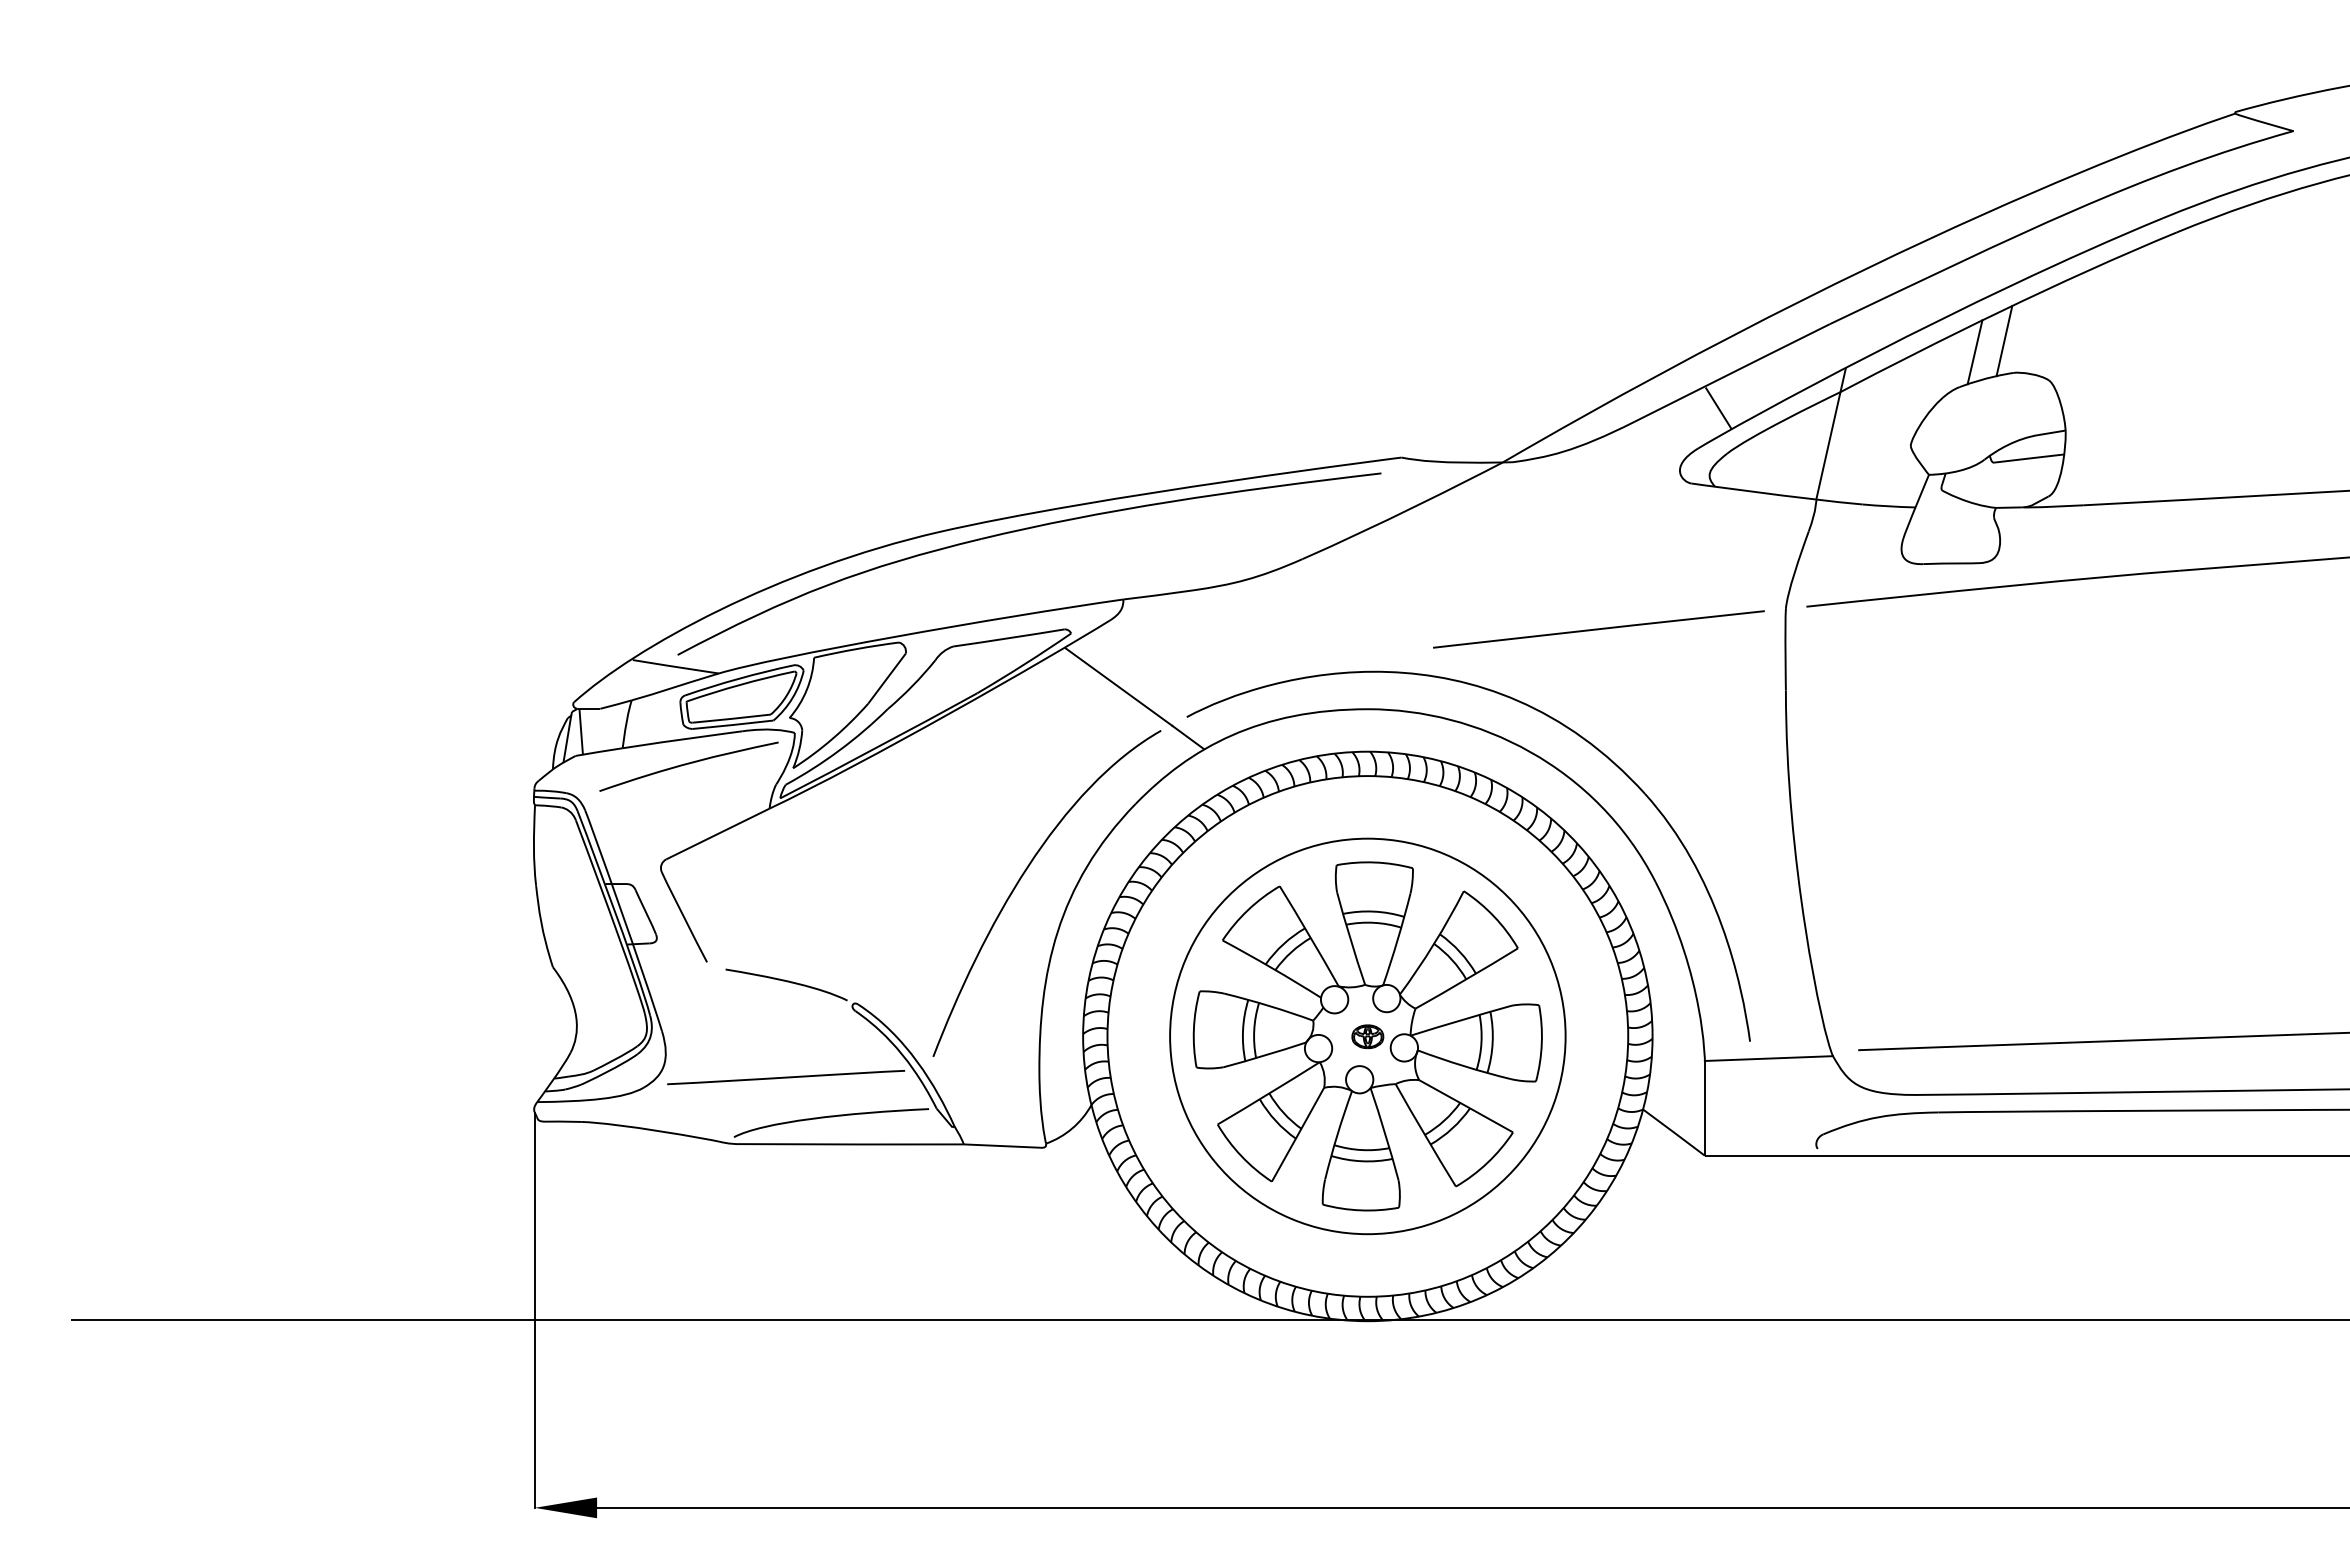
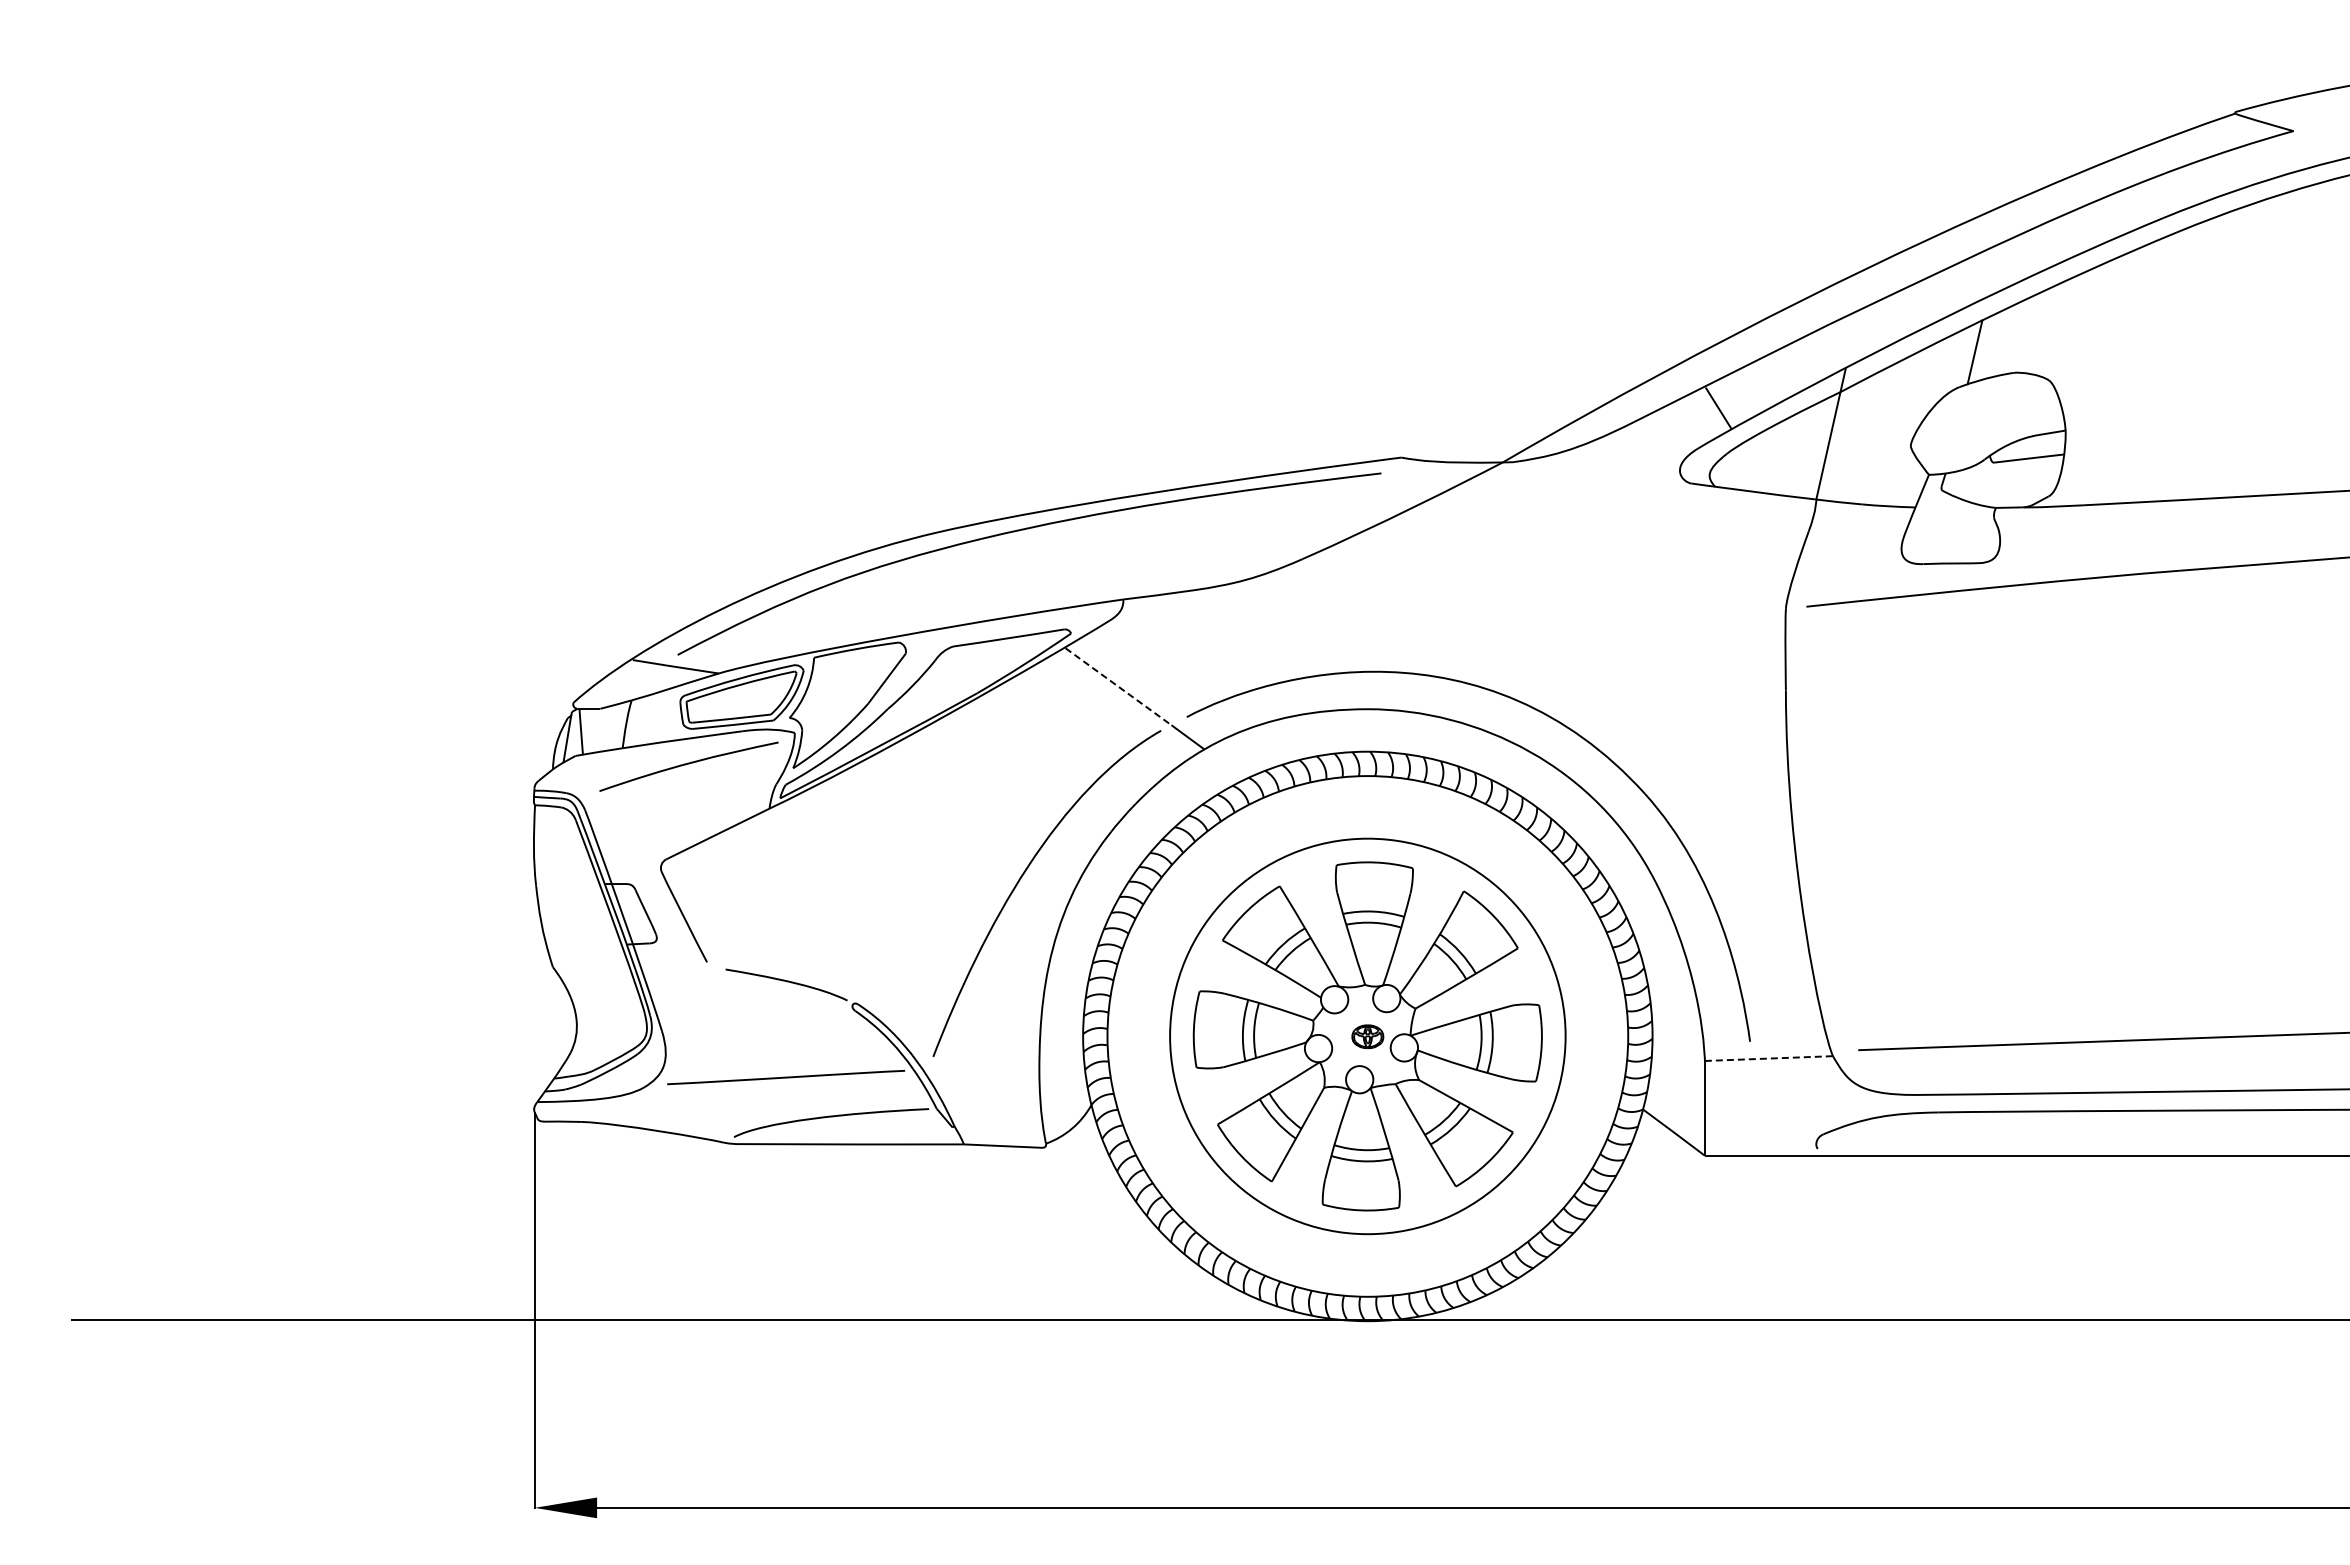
line: present -> none (2004, 340)
line: present -> none (1598, 629)
line: solid -> dashed (1118, 687)
line: solid -> dashed (1769, 1058)
